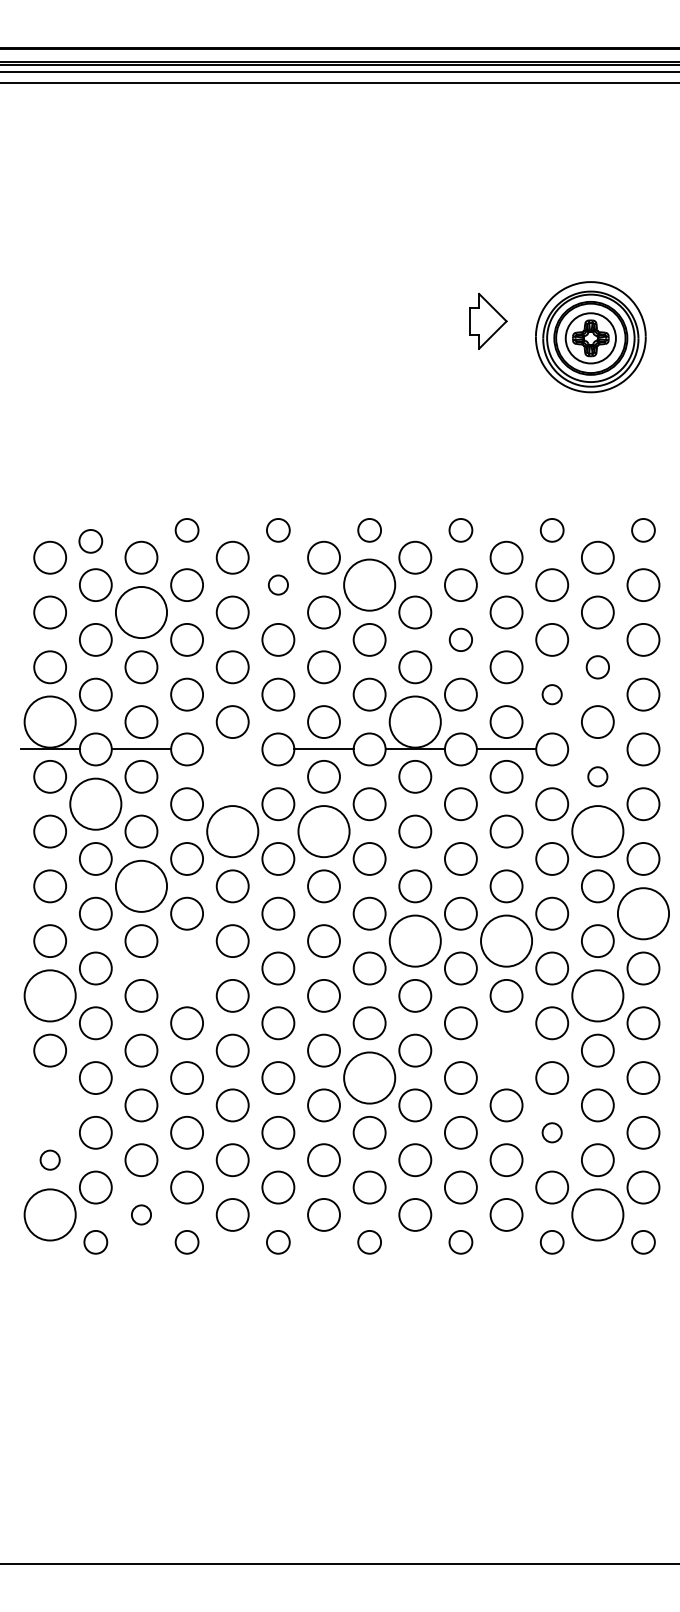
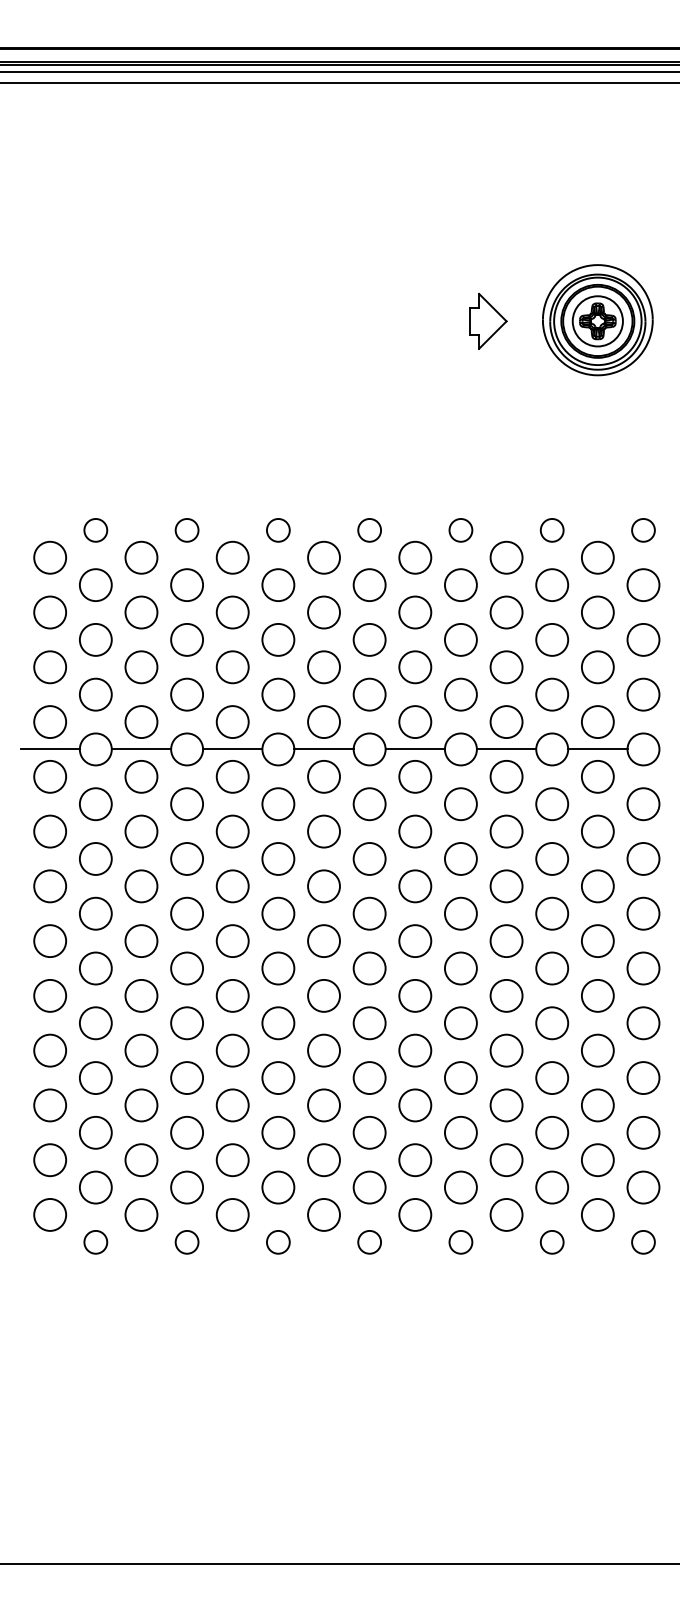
part position: (590, 337) -> (597, 320) (597, 320)
circle position: (90, 541) -> (95, 530) (95, 530)
circle size: 21x22 px -> 35x34 px (278, 584)
circle diameter: 51 px -> 32 px (369, 585)
circle diameter: 51 px -> 32 px (141, 612)
circle size: 25x25 px -> 34x34 px (460, 639)
circle size: 25x25 px -> 34x35 px (597, 667)
circle diameter: 19 px -> 32 px (552, 694)
circle diameter: 51 px -> 32 px (50, 722)
circle diameter: 51 px -> 32 px (415, 722)
line: none -> present (232, 749)
line: none -> present (597, 749)
circle: none -> present (232, 776)
circle diameter: 19 px -> 32 px (597, 776)
circle diameter: 51 px -> 32 px (95, 804)
circle diameter: 51 px -> 32 px (232, 831)
circle diameter: 51 px -> 32 px (323, 831)
circle diameter: 51 px -> 32 px (597, 831)
circle diameter: 51 px -> 32 px (141, 886)
circle diameter: 51 px -> 32 px (643, 913)
circle diameter: 51 px -> 32 px (415, 941)
circle diameter: 51 px -> 32 px (506, 941)
circle: none -> present (186, 968)
circle diameter: 51 px -> 32 px (50, 995)
circle diameter: 51 px -> 32 px (597, 995)
circle: none -> present (506, 1050)
circle diameter: 51 px -> 32 px (369, 1078)
circle: none -> present (49, 1105)
circle diameter: 19 px -> 32 px (552, 1132)
circle diameter: 19 px -> 32 px (50, 1160)
circle diameter: 51 px -> 32 px (50, 1214)
circle size: 21x22 px -> 35x34 px (141, 1214)
circle diameter: 51 px -> 32 px (597, 1214)
